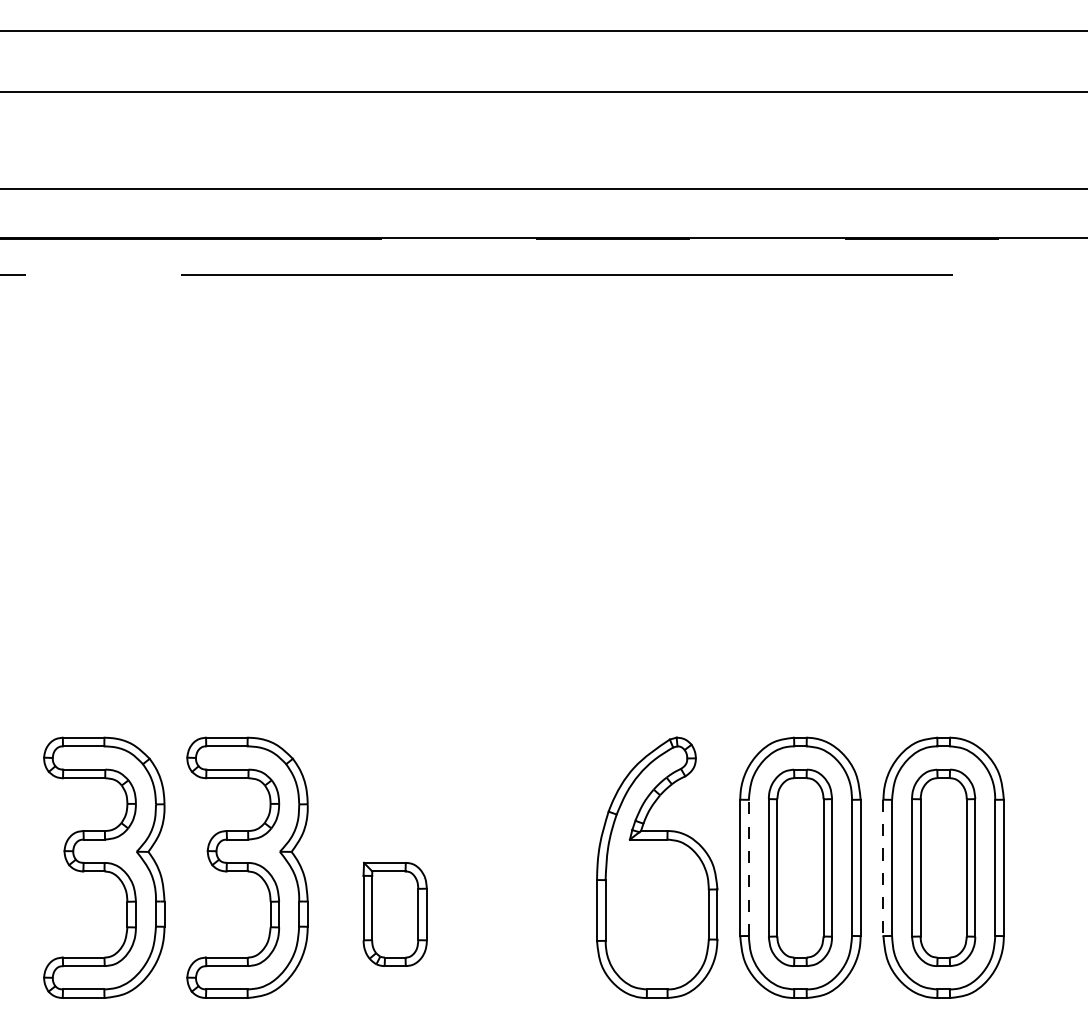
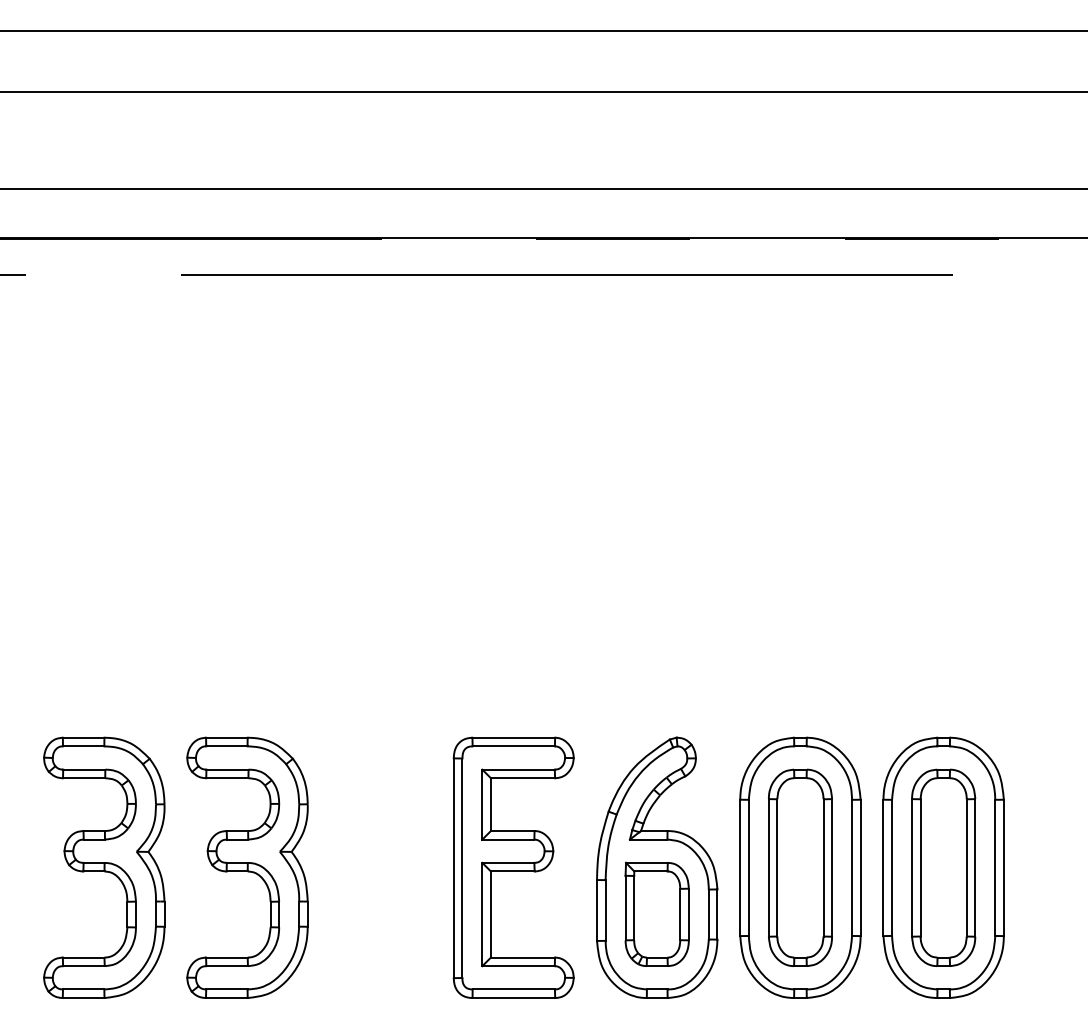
part: none -> present (513, 867)
line: dashed -> solid (748, 867)
line: dashed -> solid (883, 868)
part position: (394, 913) -> (656, 913) (656, 913)
